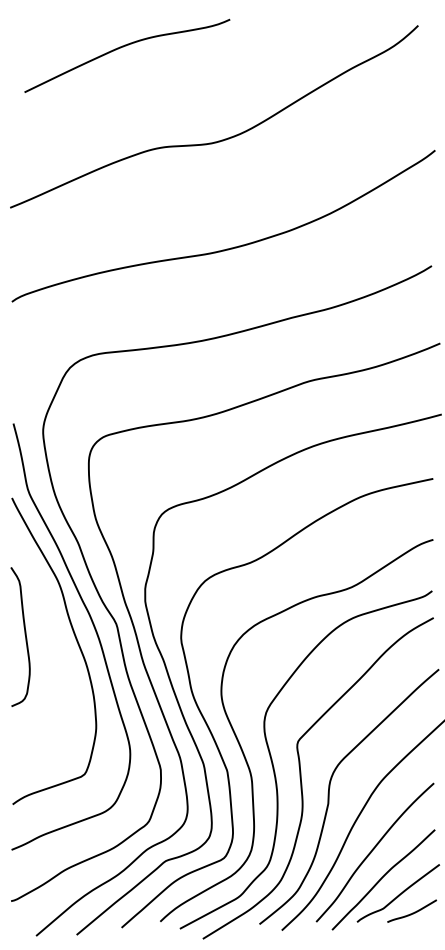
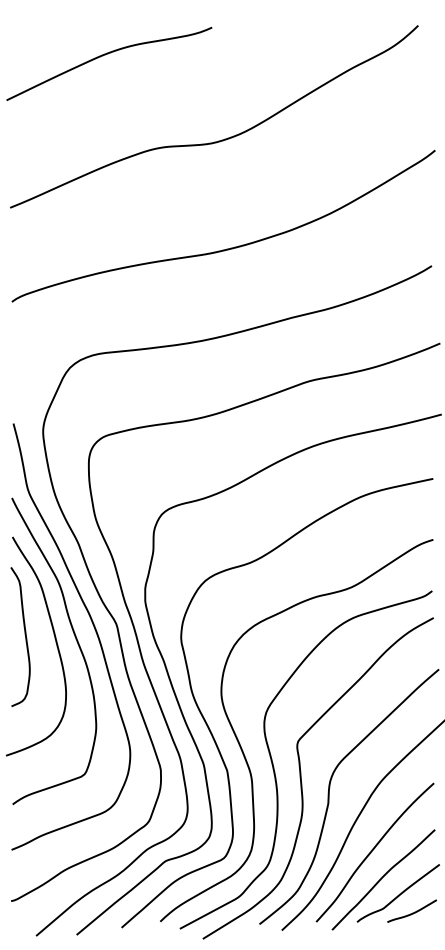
curve position: (123, 47) -> (105, 55) (105, 55)
curve: none -> present (55, 642)
